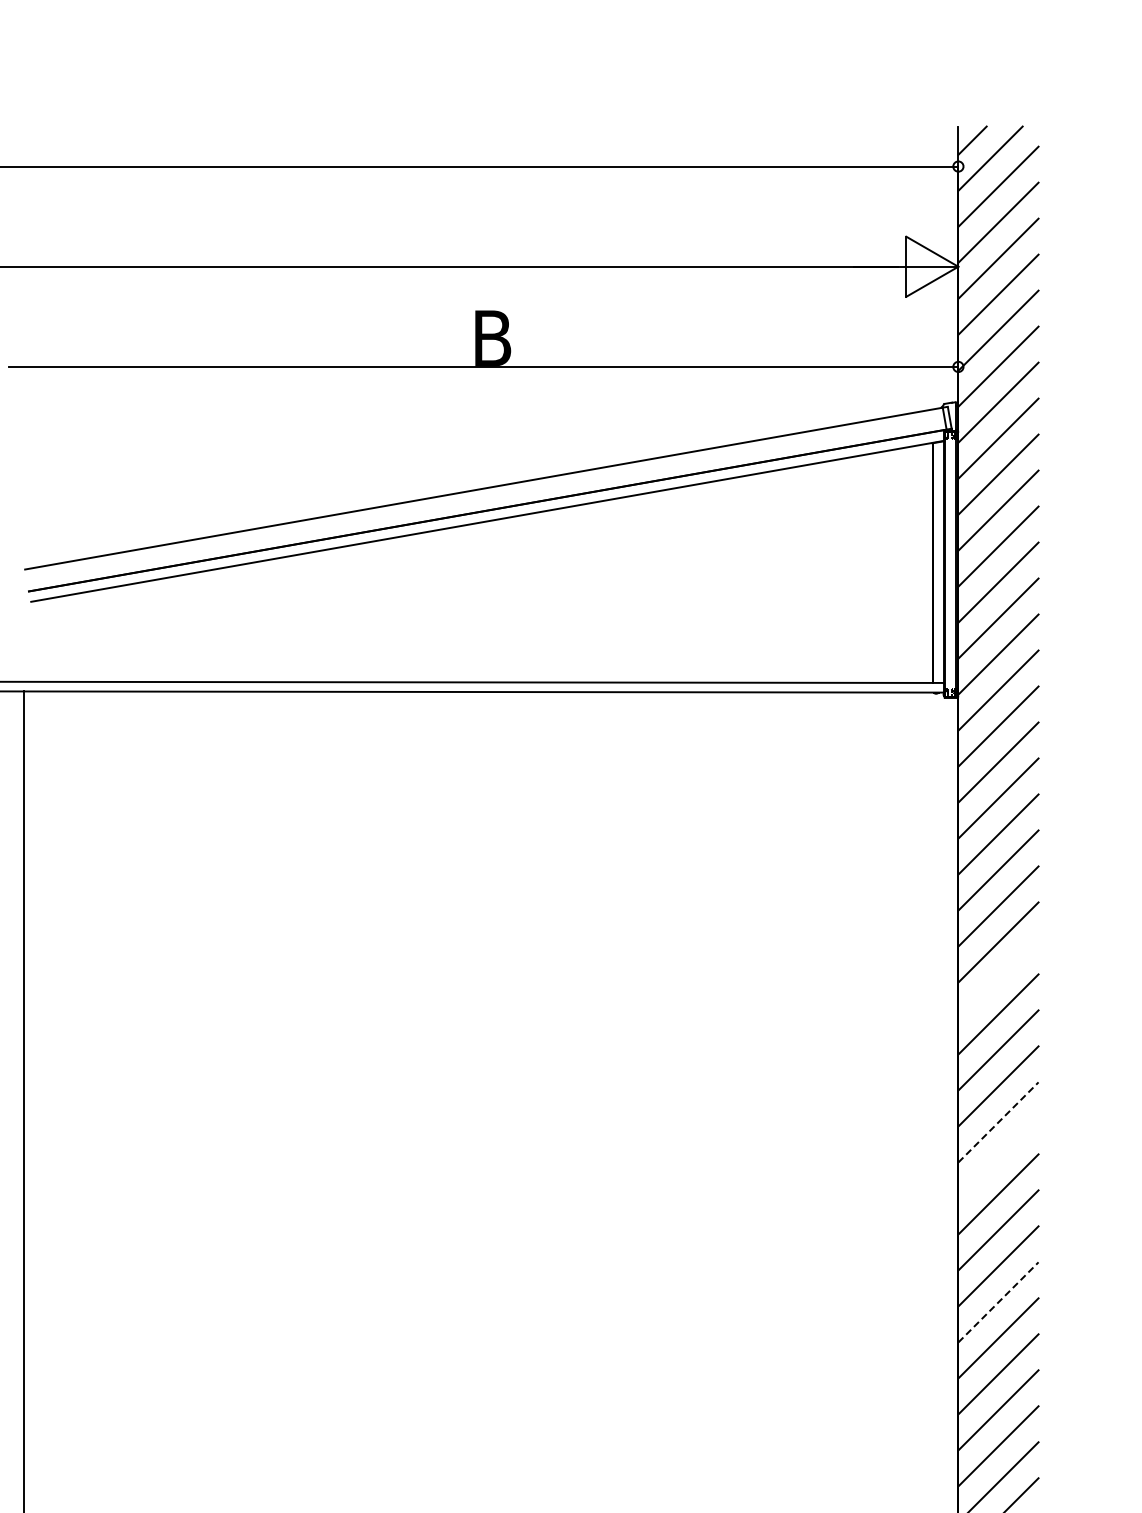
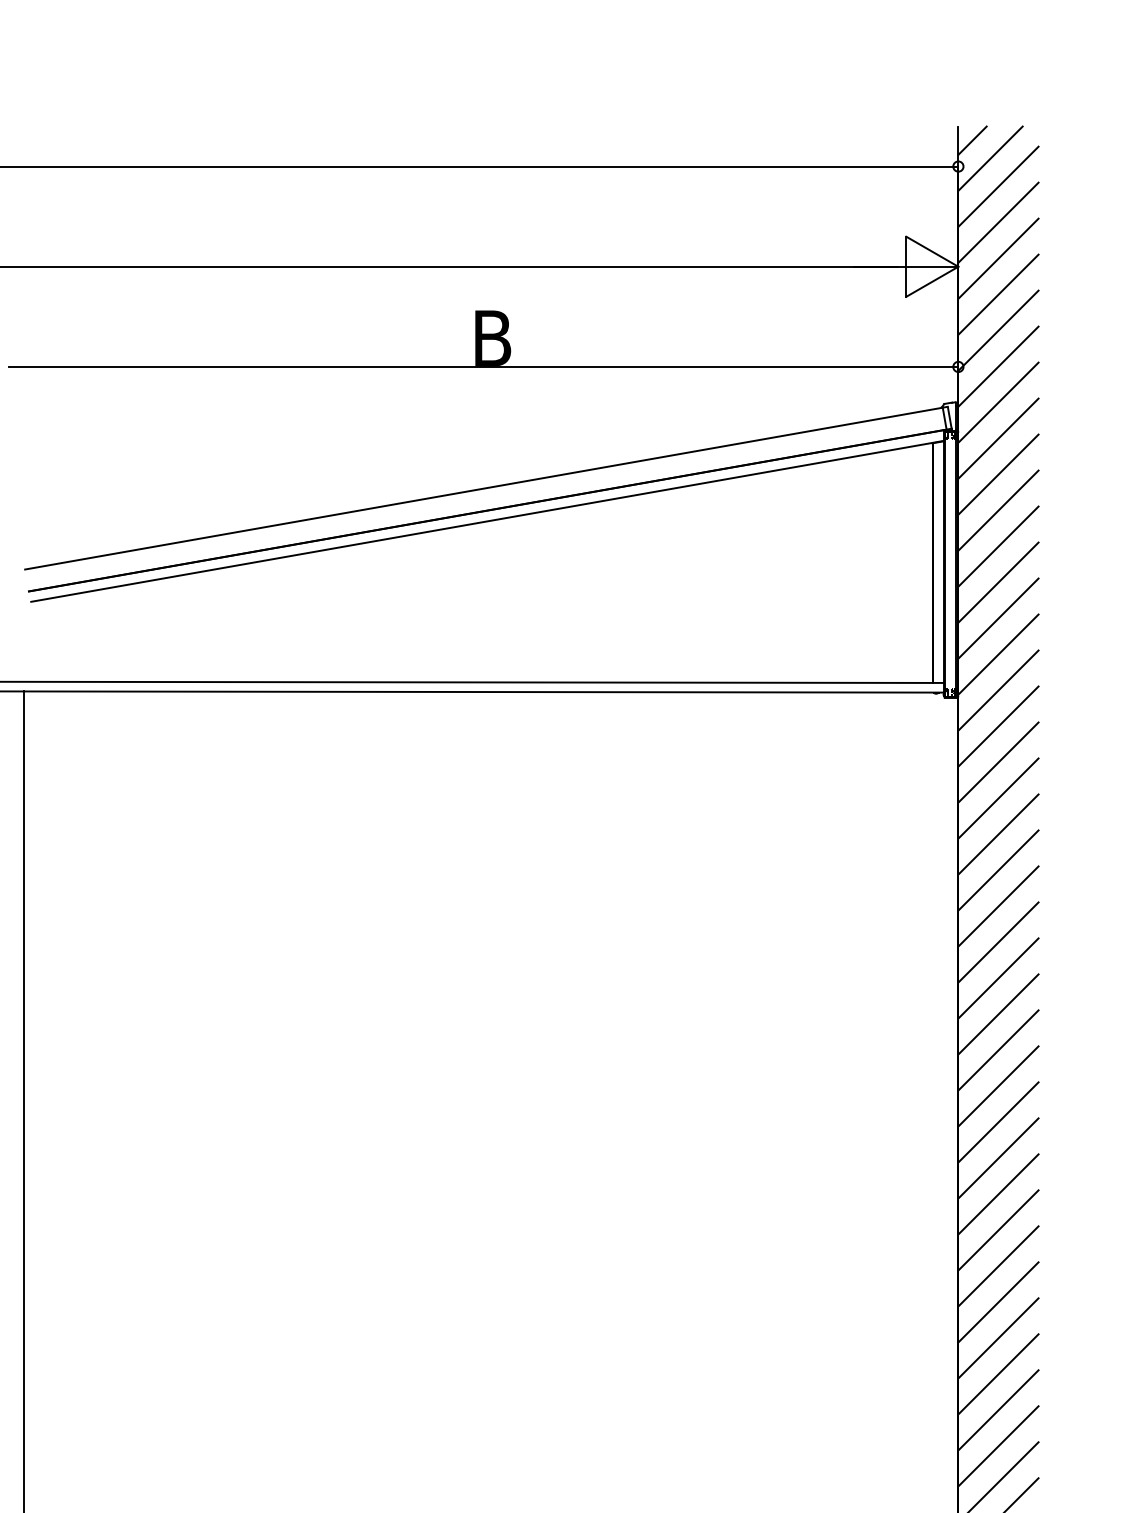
line: none -> present (998, 978)
line: dashed -> solid (998, 1122)
line: none -> present (998, 1158)
line: dashed -> solid (998, 1302)
